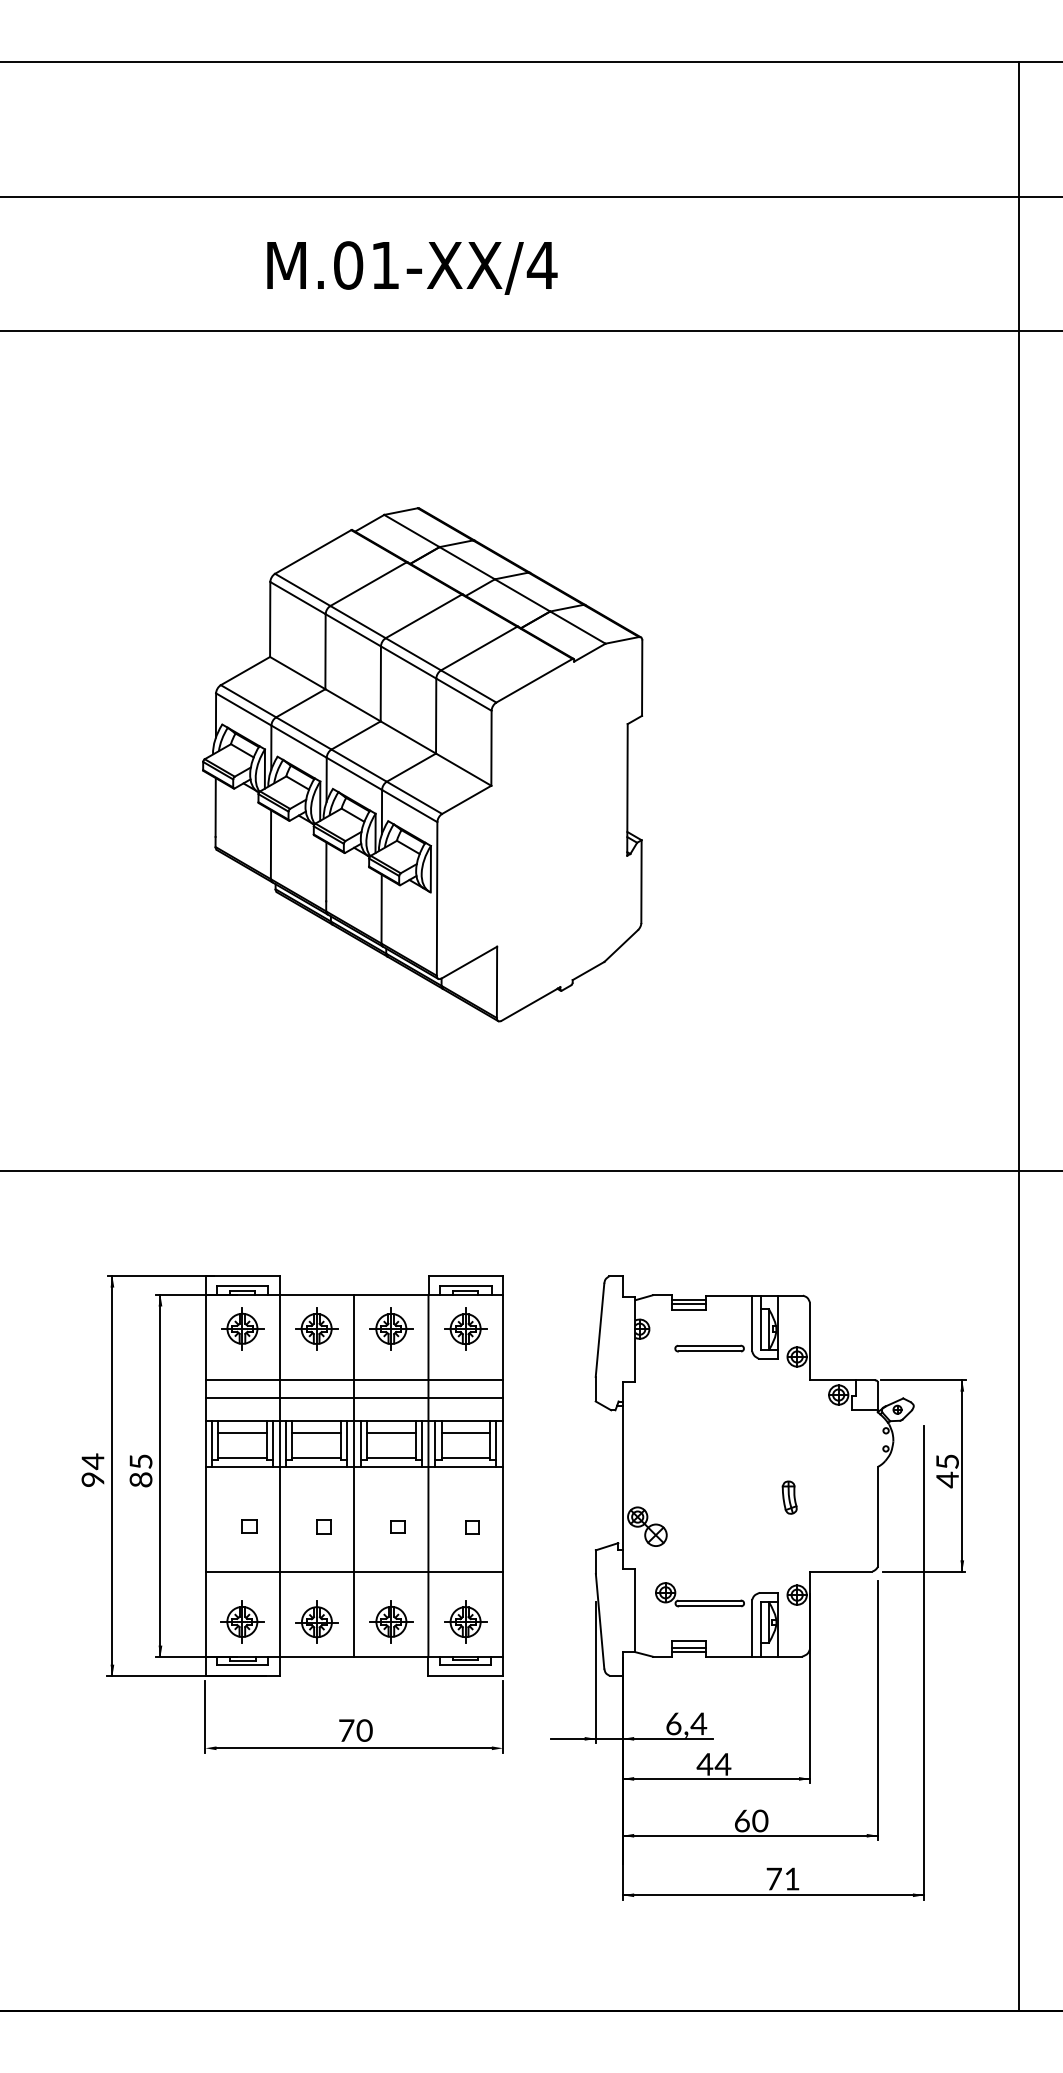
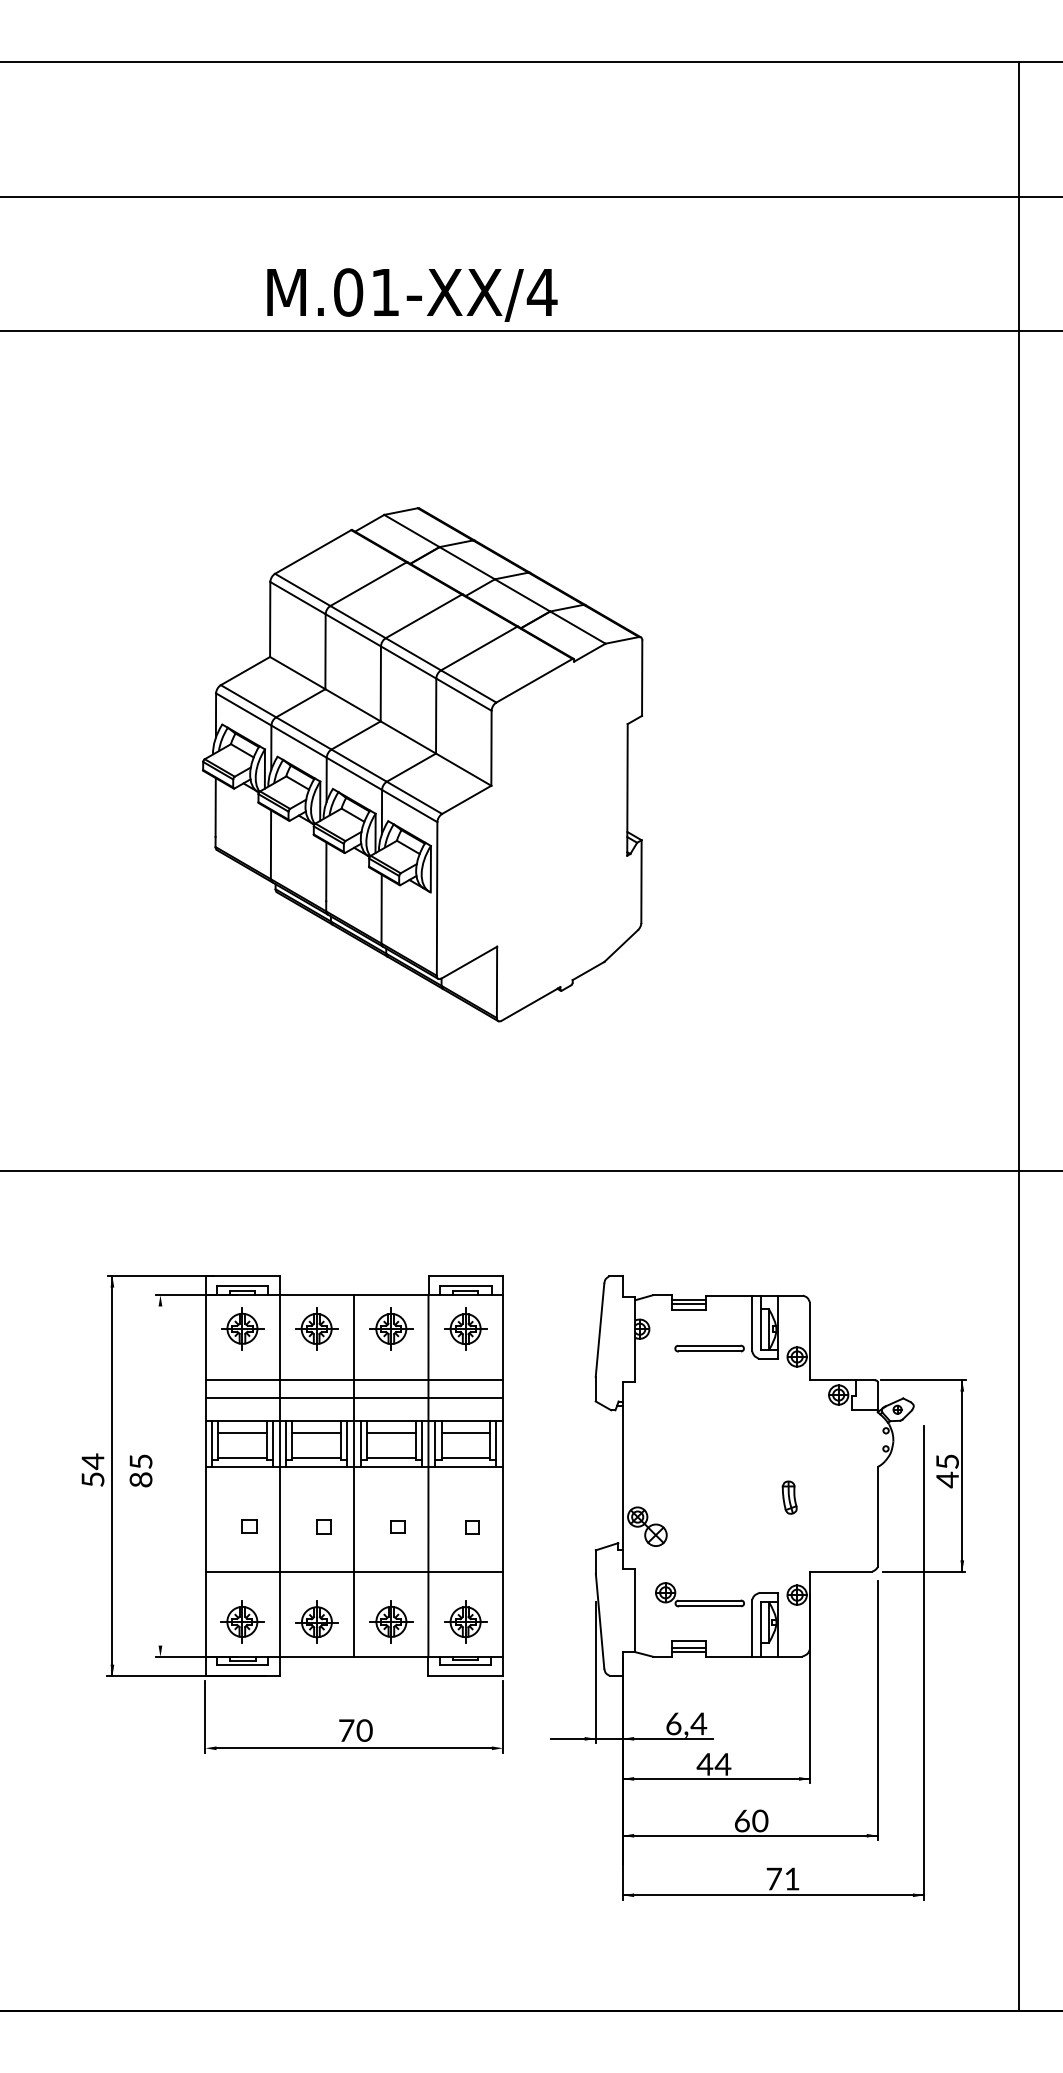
text position: (412, 267) -> (412, 294) (412, 294)
line: present -> none (160, 1475)
text: 94 -> 54 (92, 1479)
